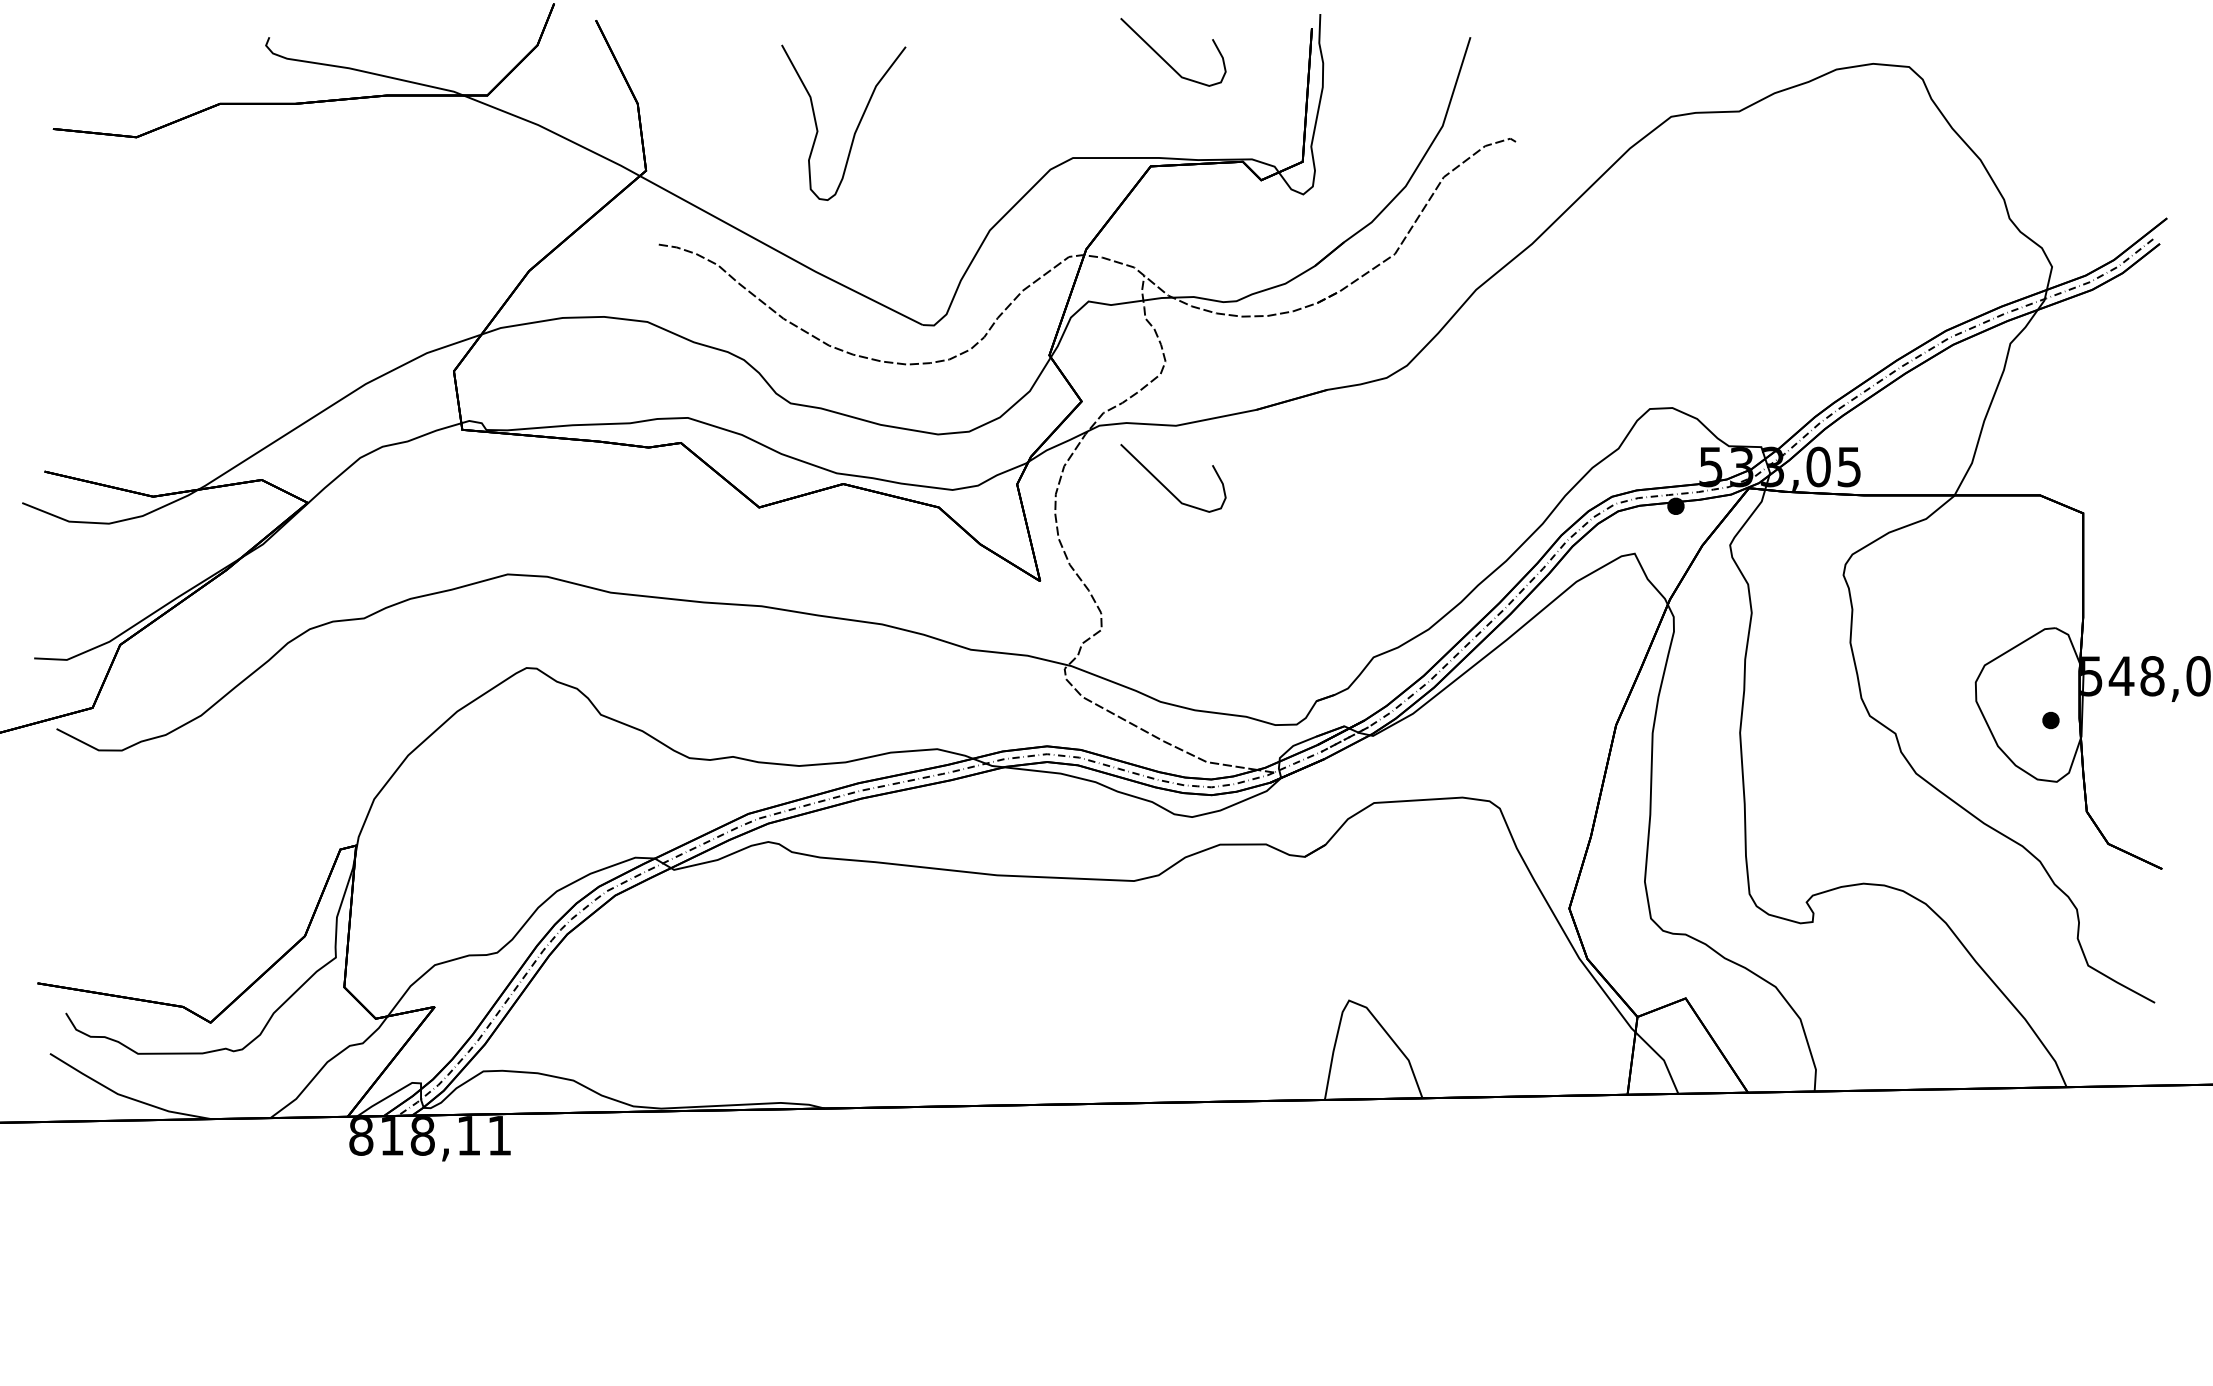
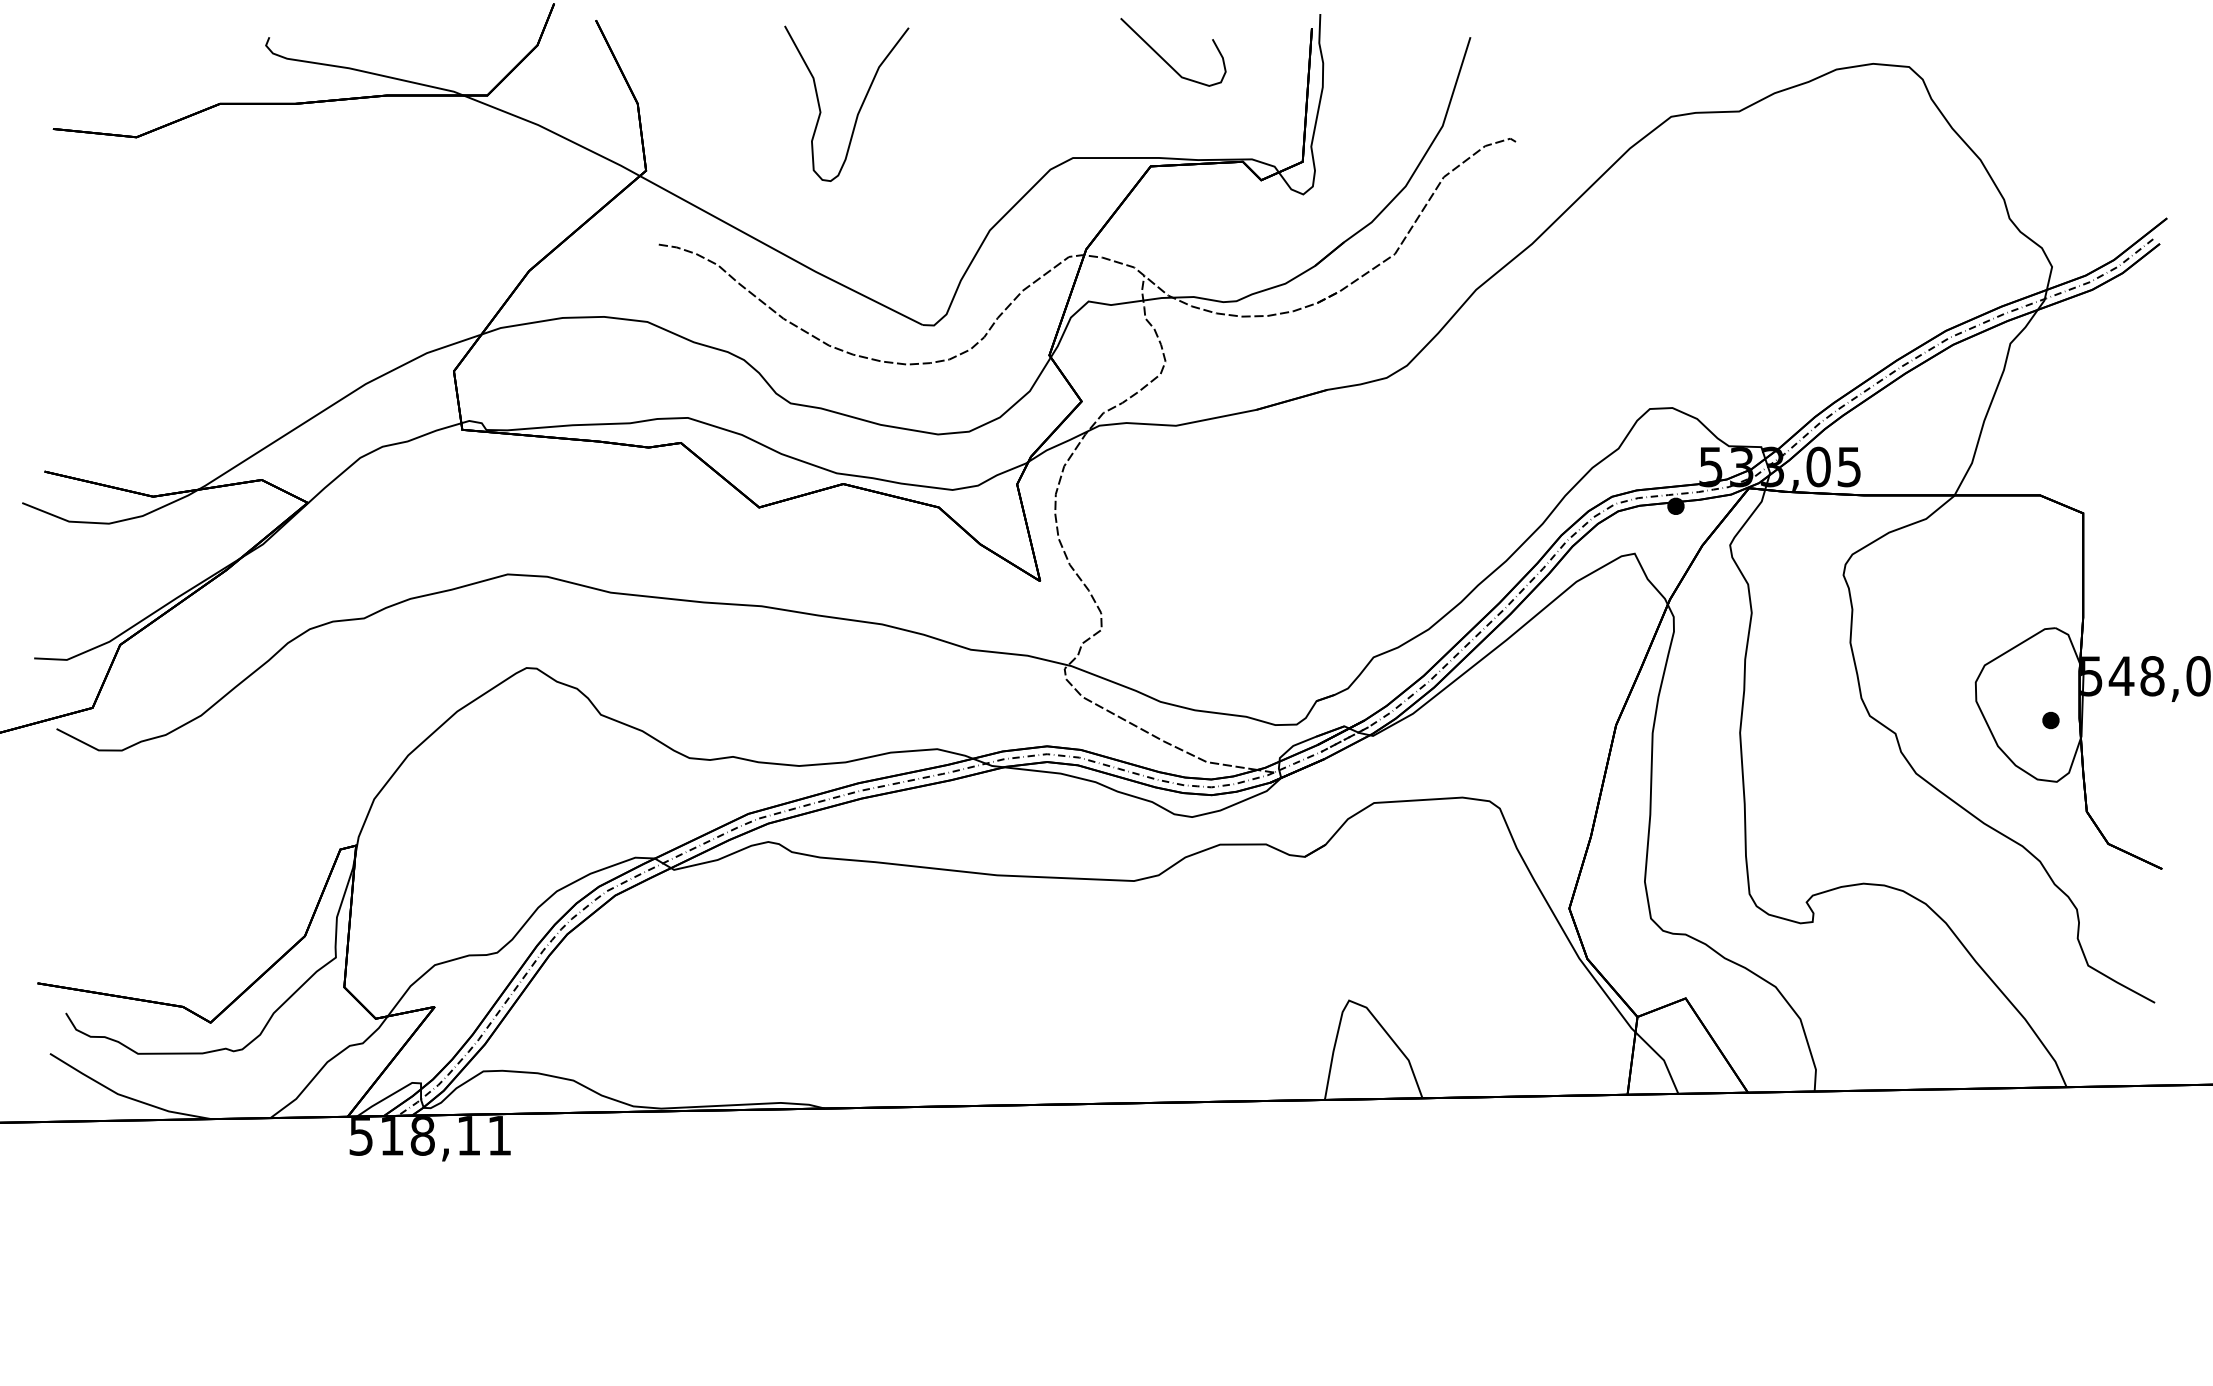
curve position: (855, 129) -> (858, 110) (858, 110)
curve: present -> none (1165, 486)
text: 818,11 -> 518,11 (361, 1136)
